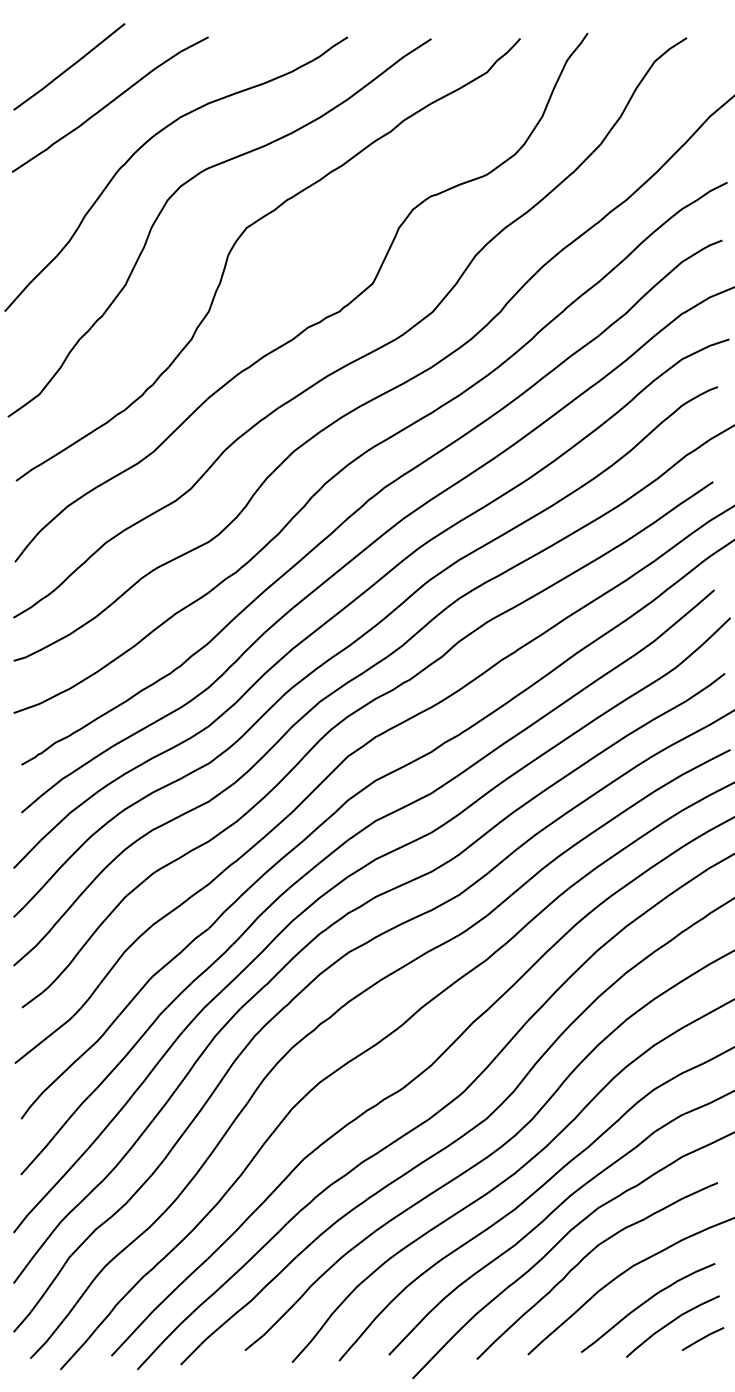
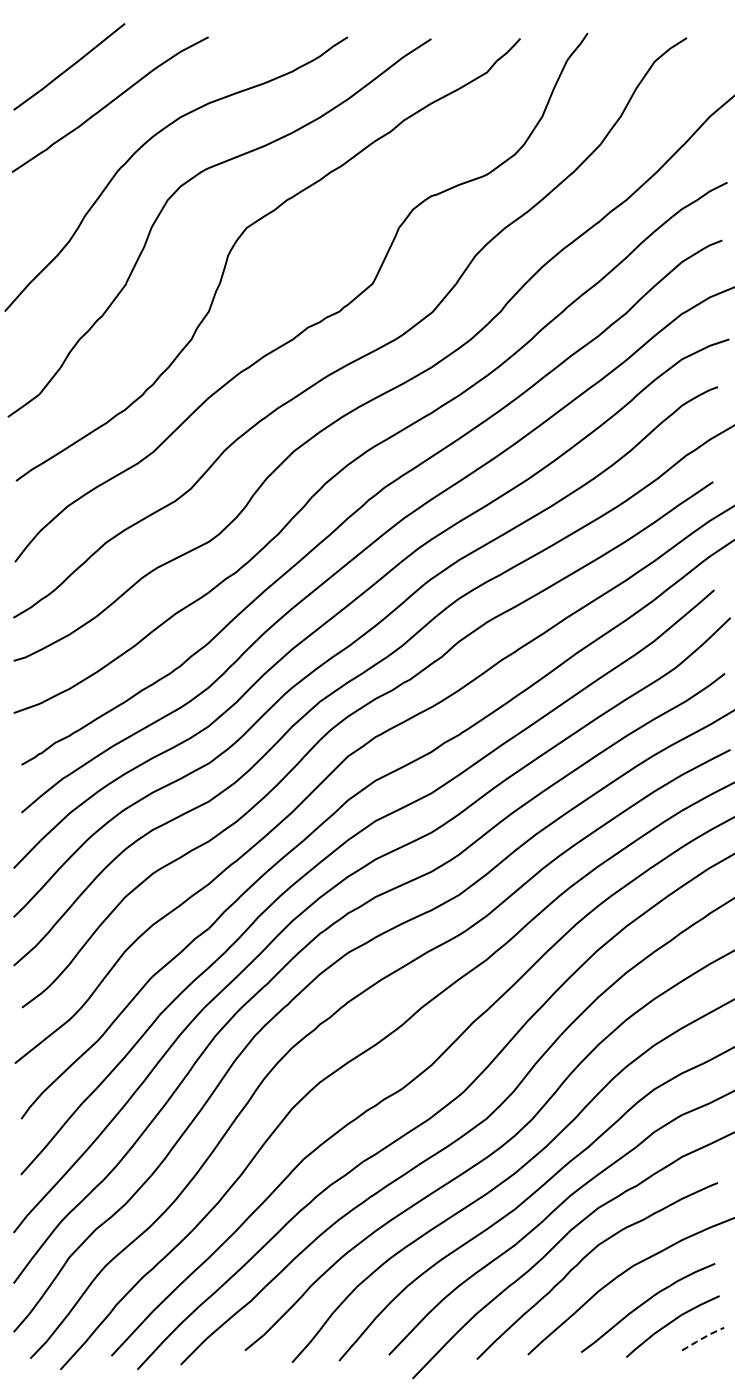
line: solid -> dashed (703, 1338)
